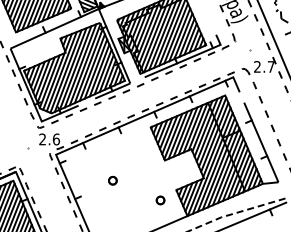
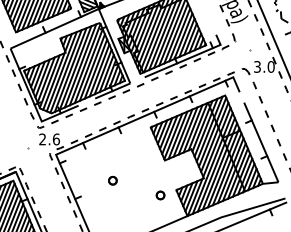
text: 2.7 -> 3.0 (264, 66)
part position: (160, 200) -> (160, 195) (160, 195)
line: dashed -> solid (235, 213)
